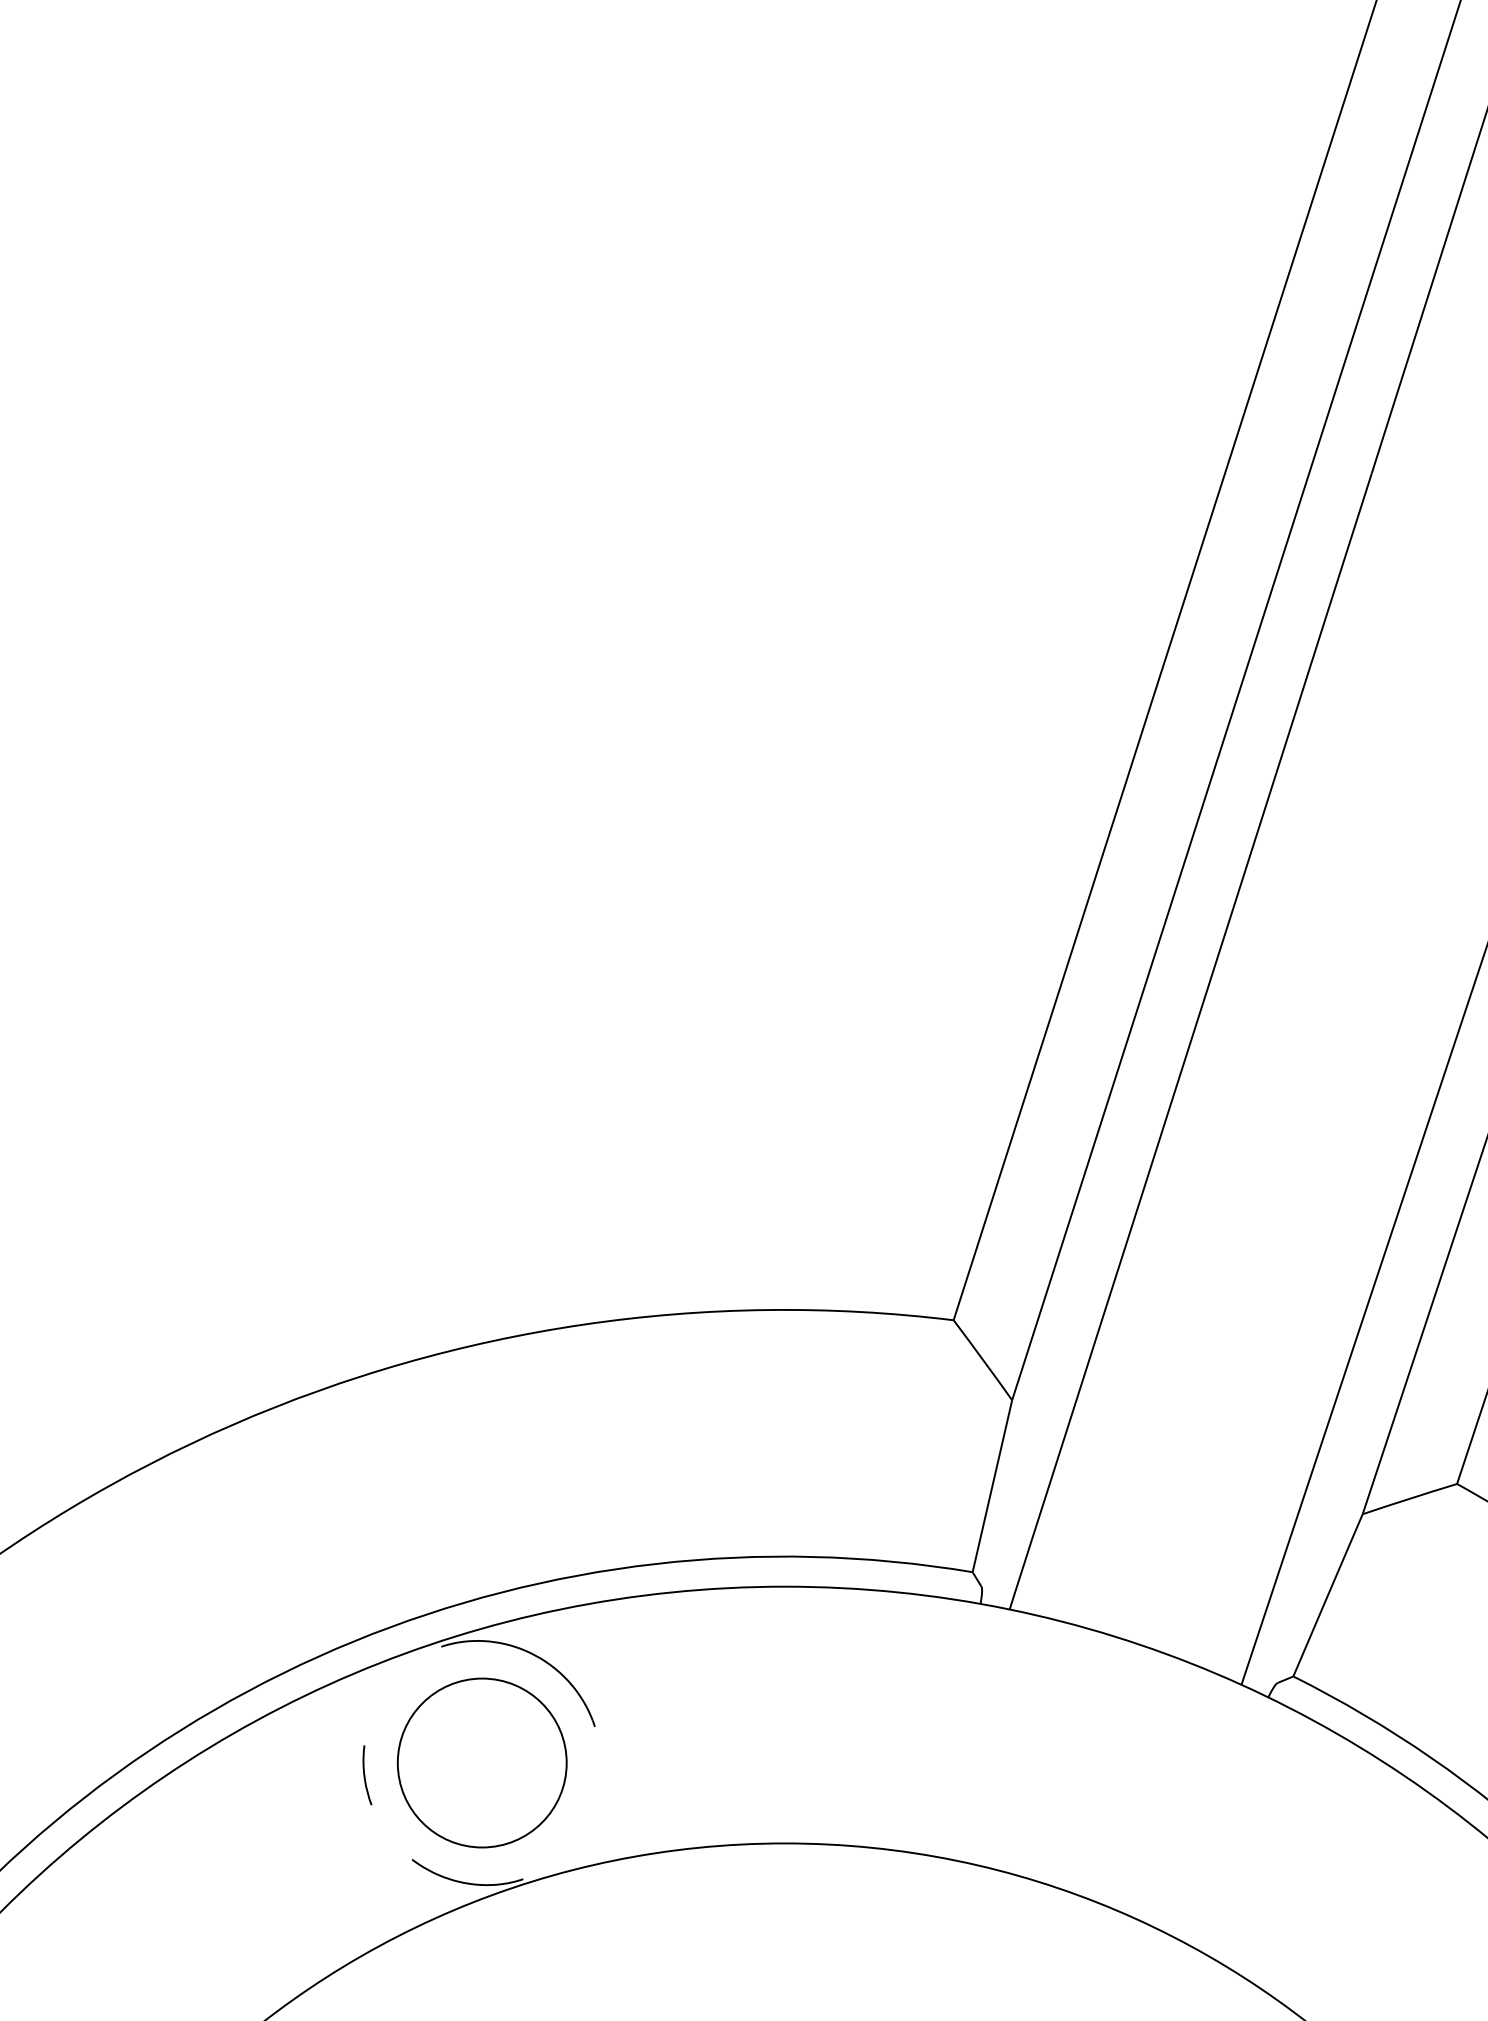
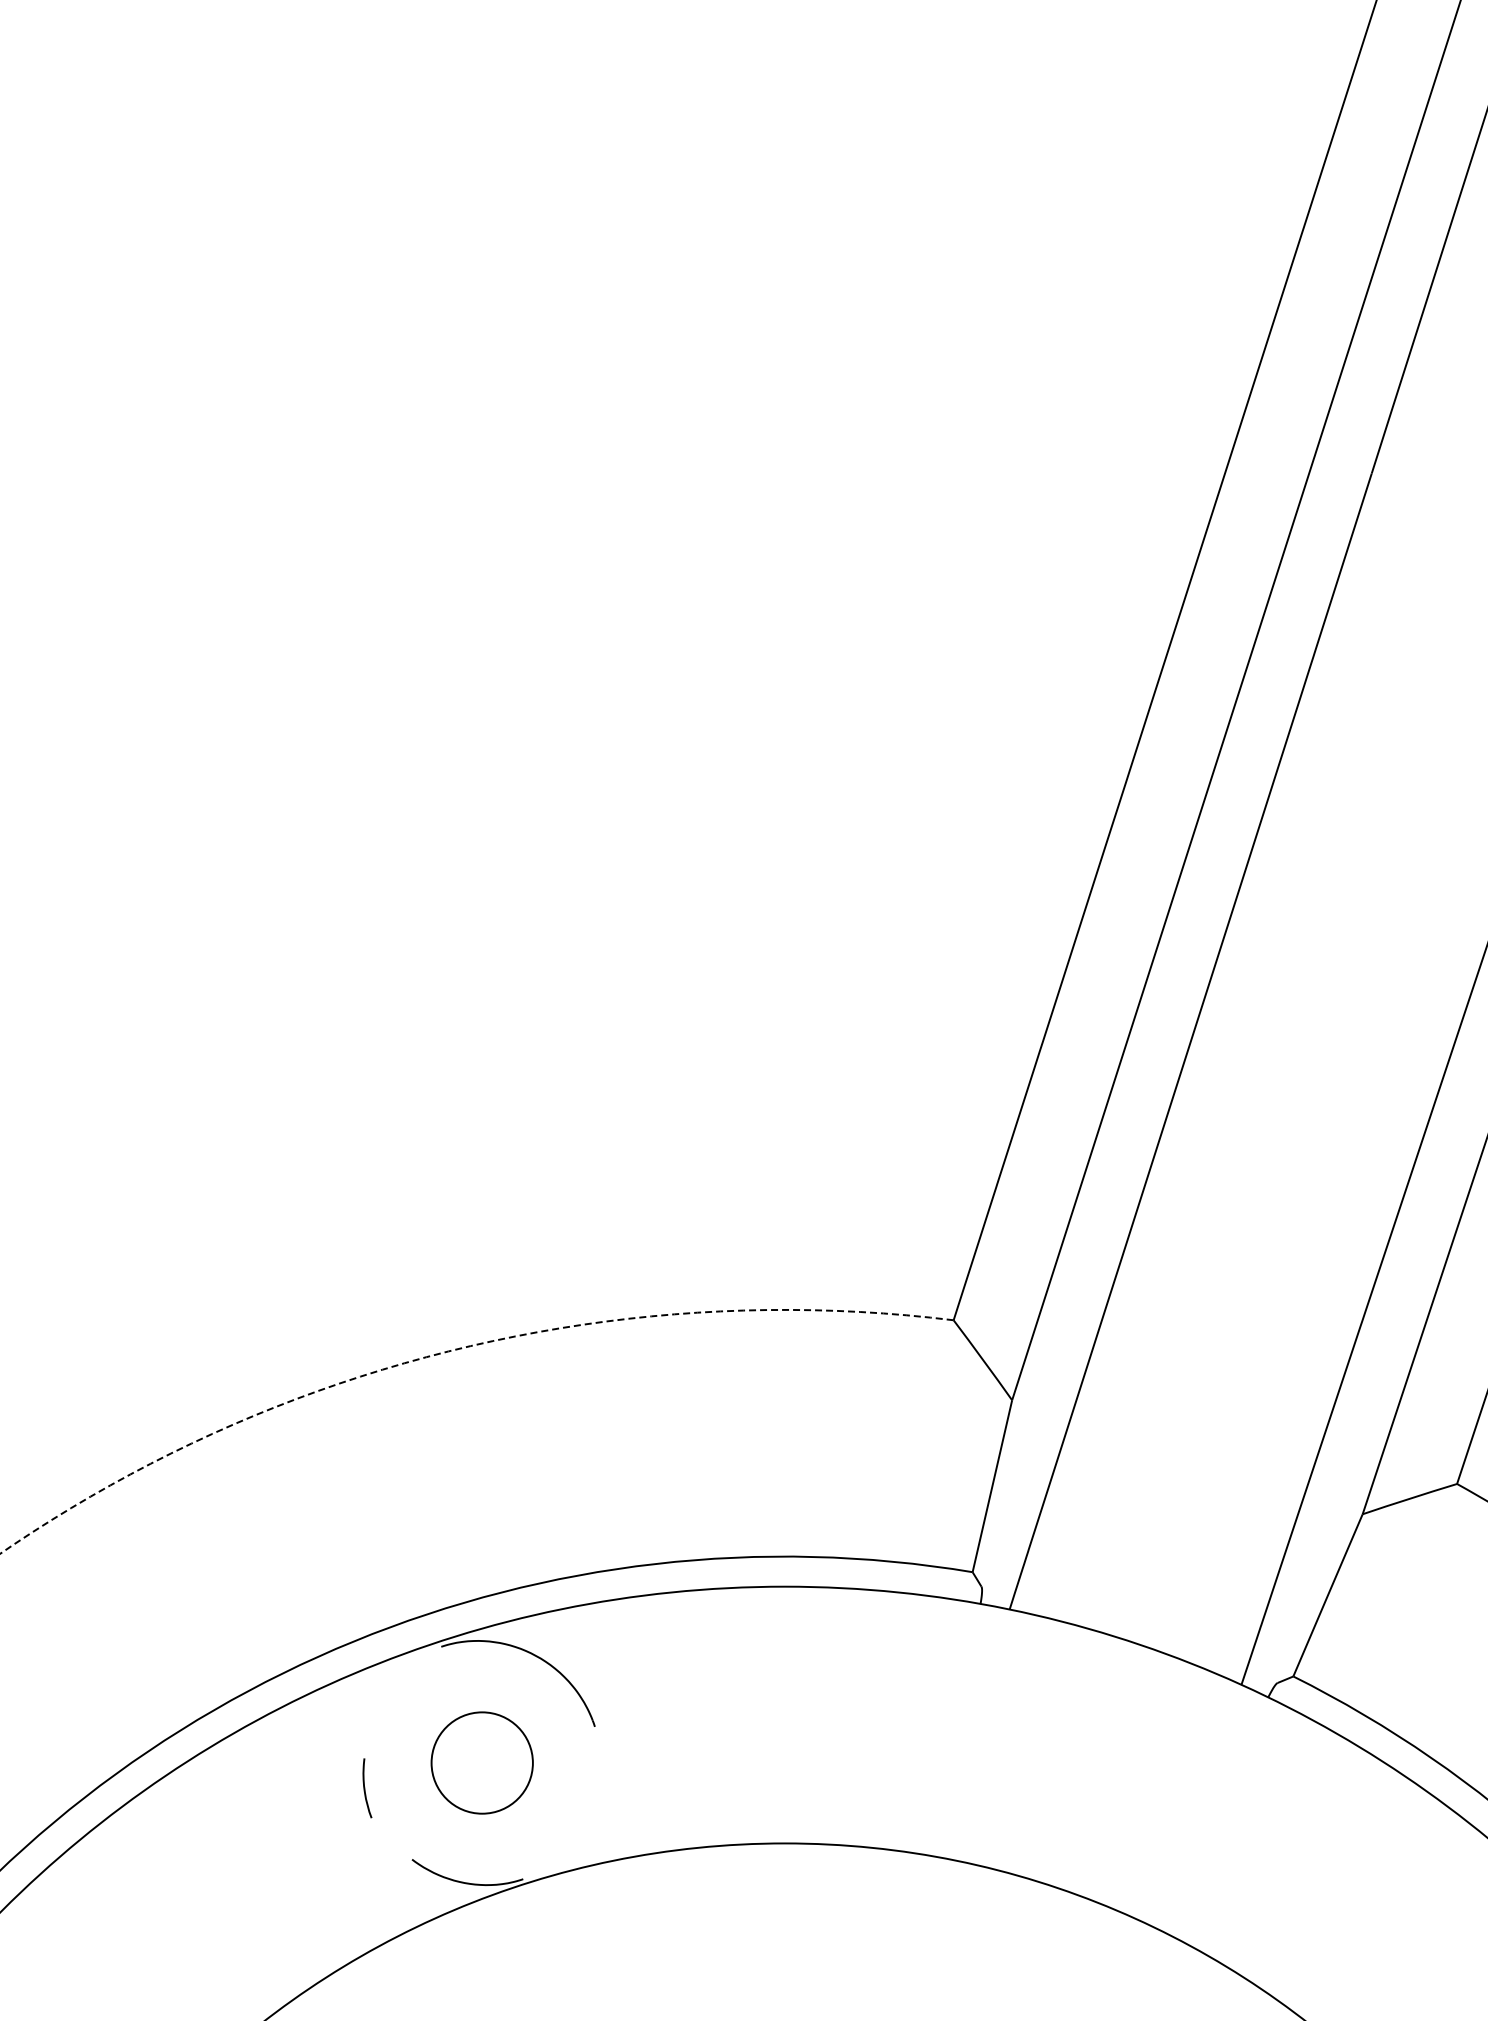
arc: solid -> dashed (455, 1349)
circle diameter: 169 px -> 101 px (481, 1762)
curve position: (365, 1775) -> (365, 1788) (365, 1788)
